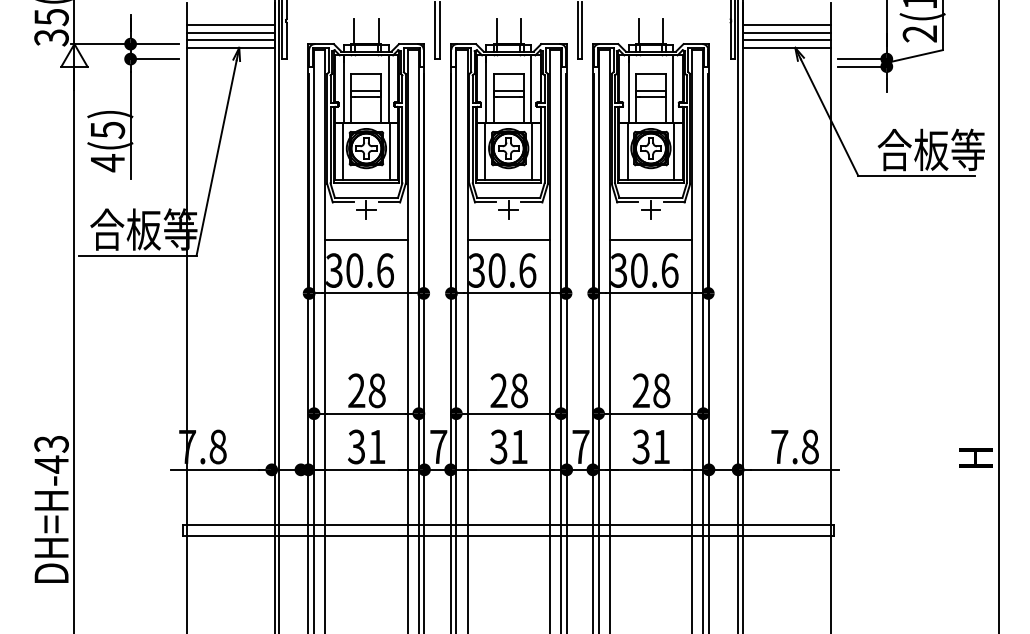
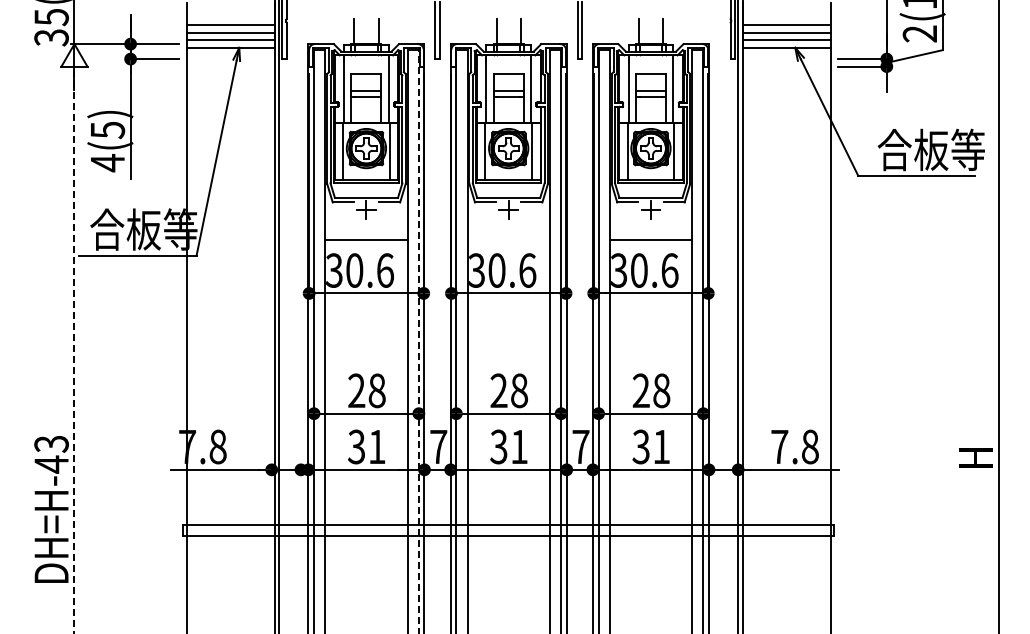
line: present -> none (508, 240)
line: solid -> dashed (418, 341)
line: solid -> dashed (74, 352)
